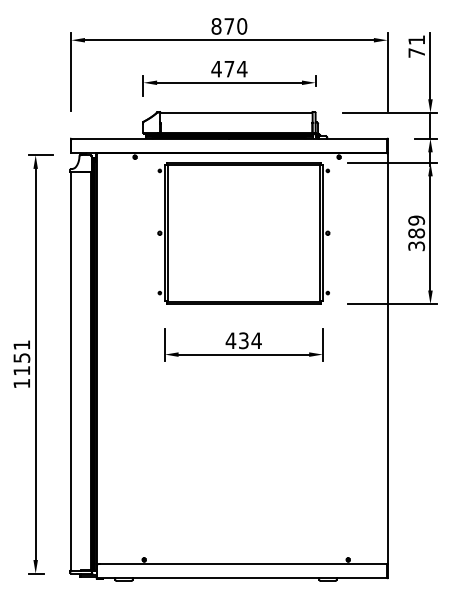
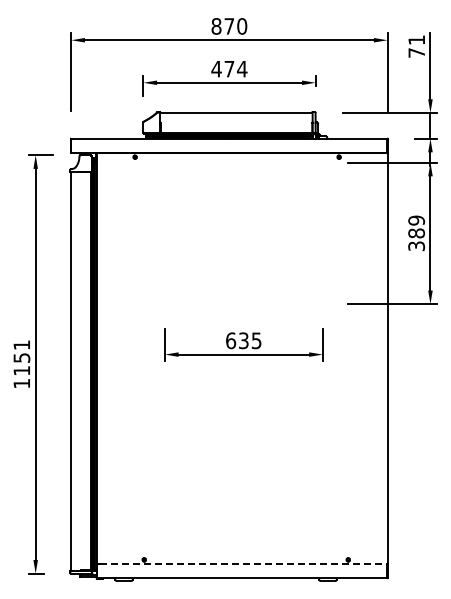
part: present -> none (243, 233)
text: 434 -> 635 (243, 340)
line: solid -> dashed (244, 564)
